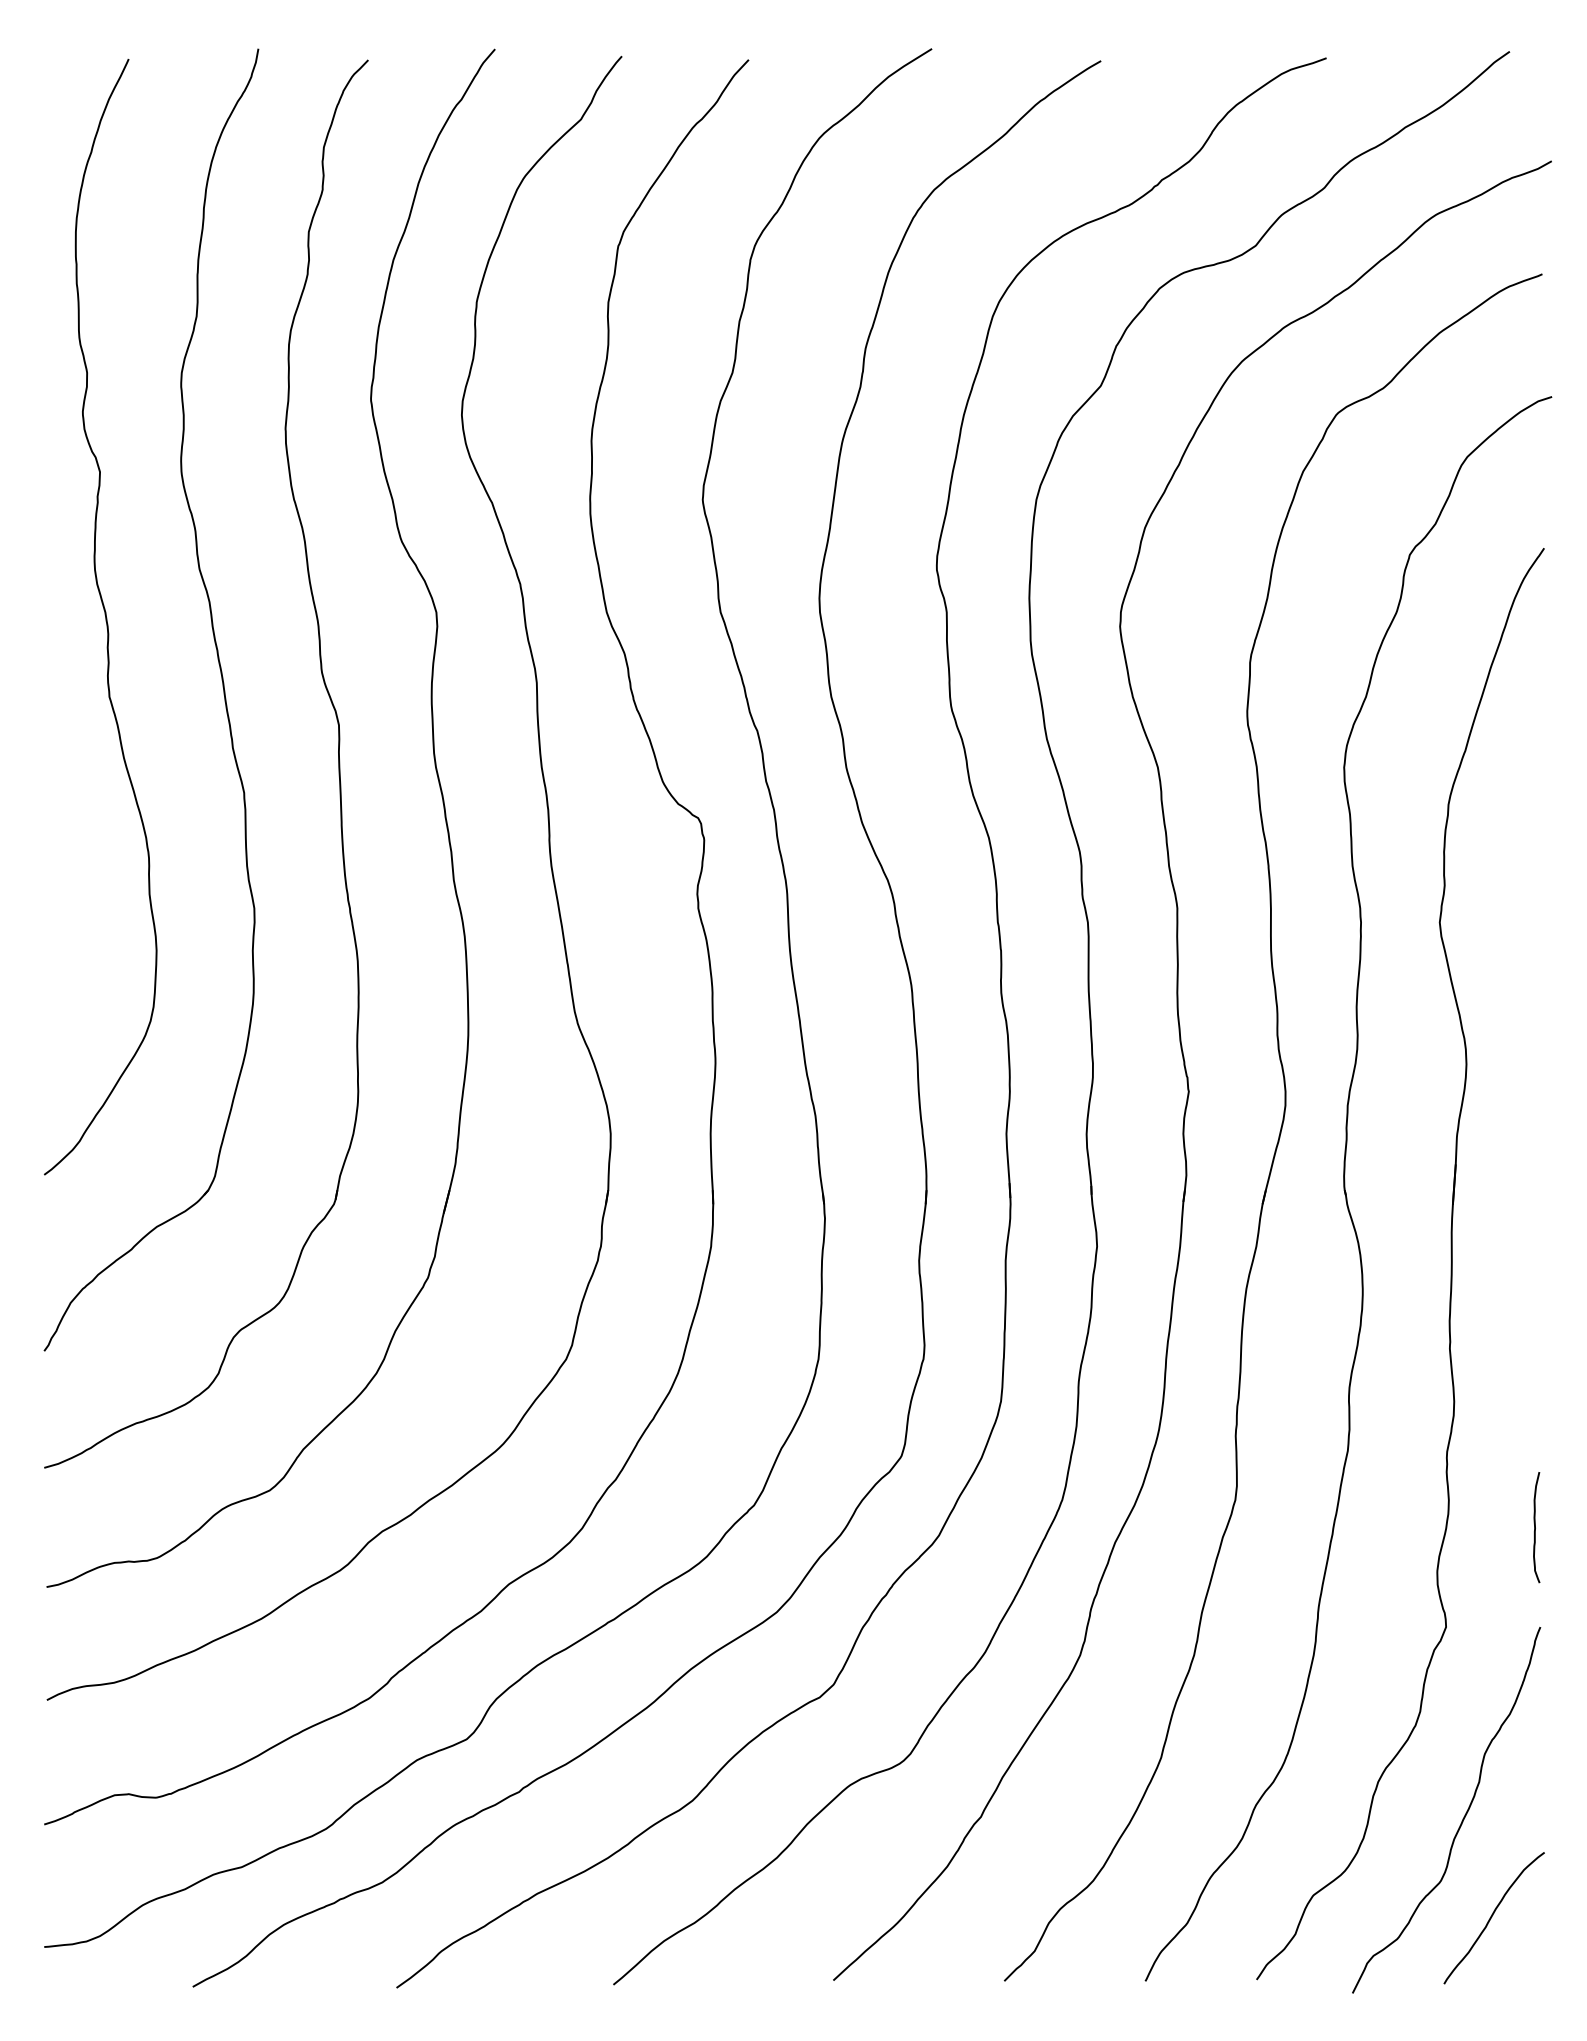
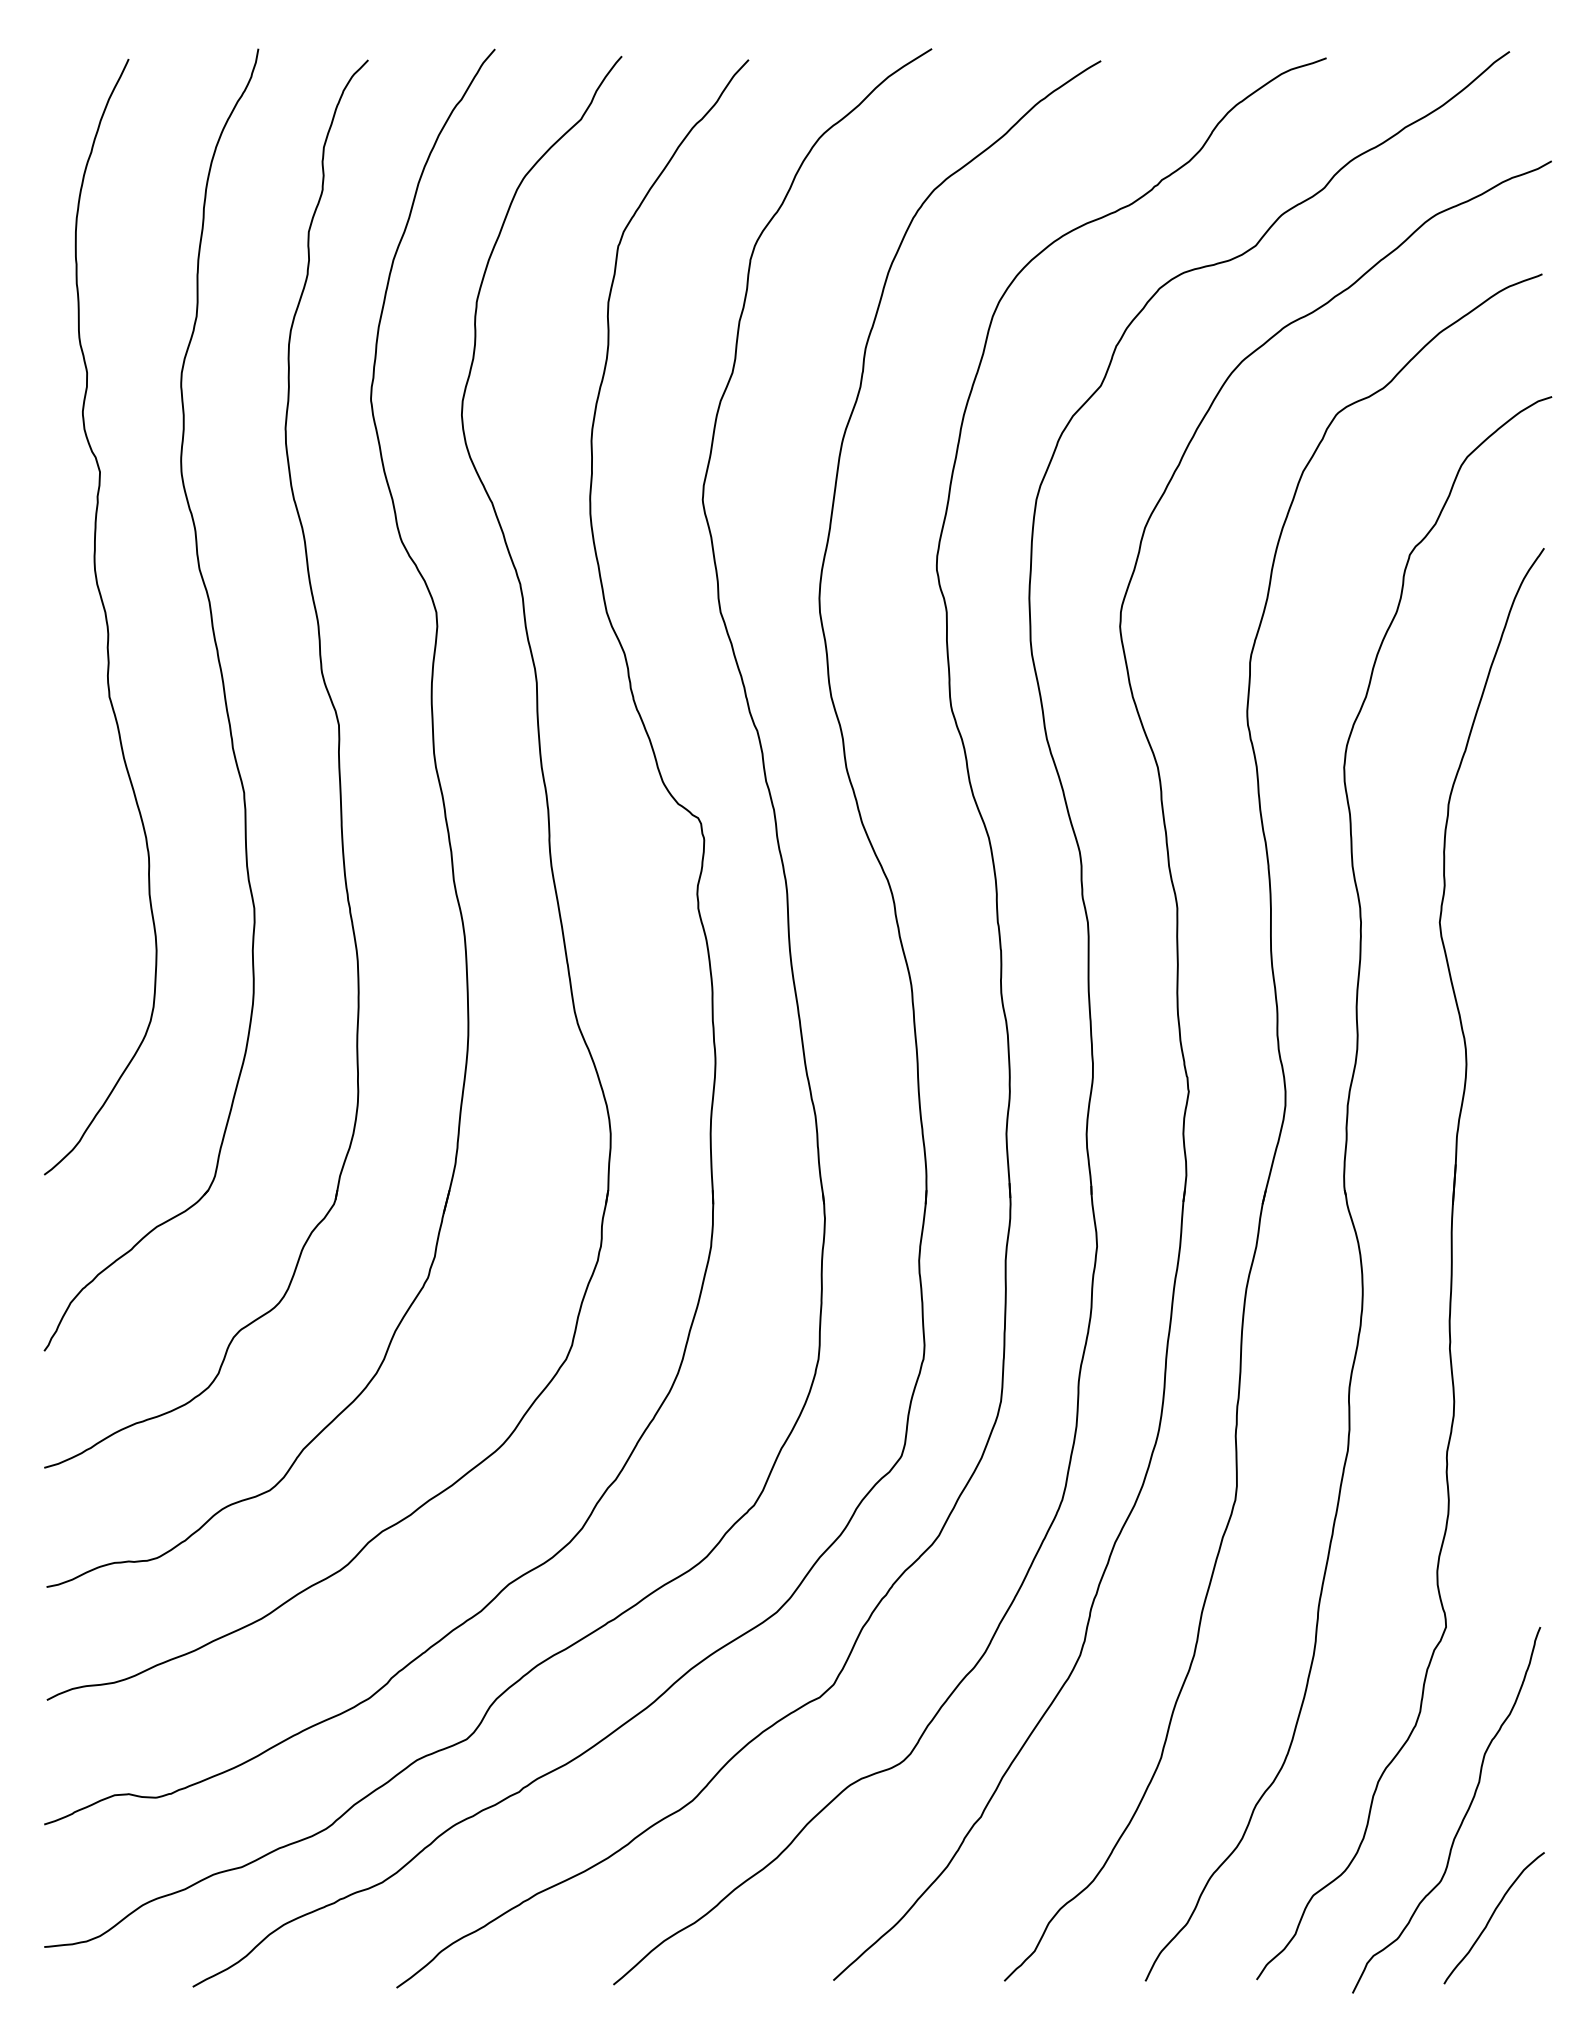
curve: present -> none (1535, 1527)
